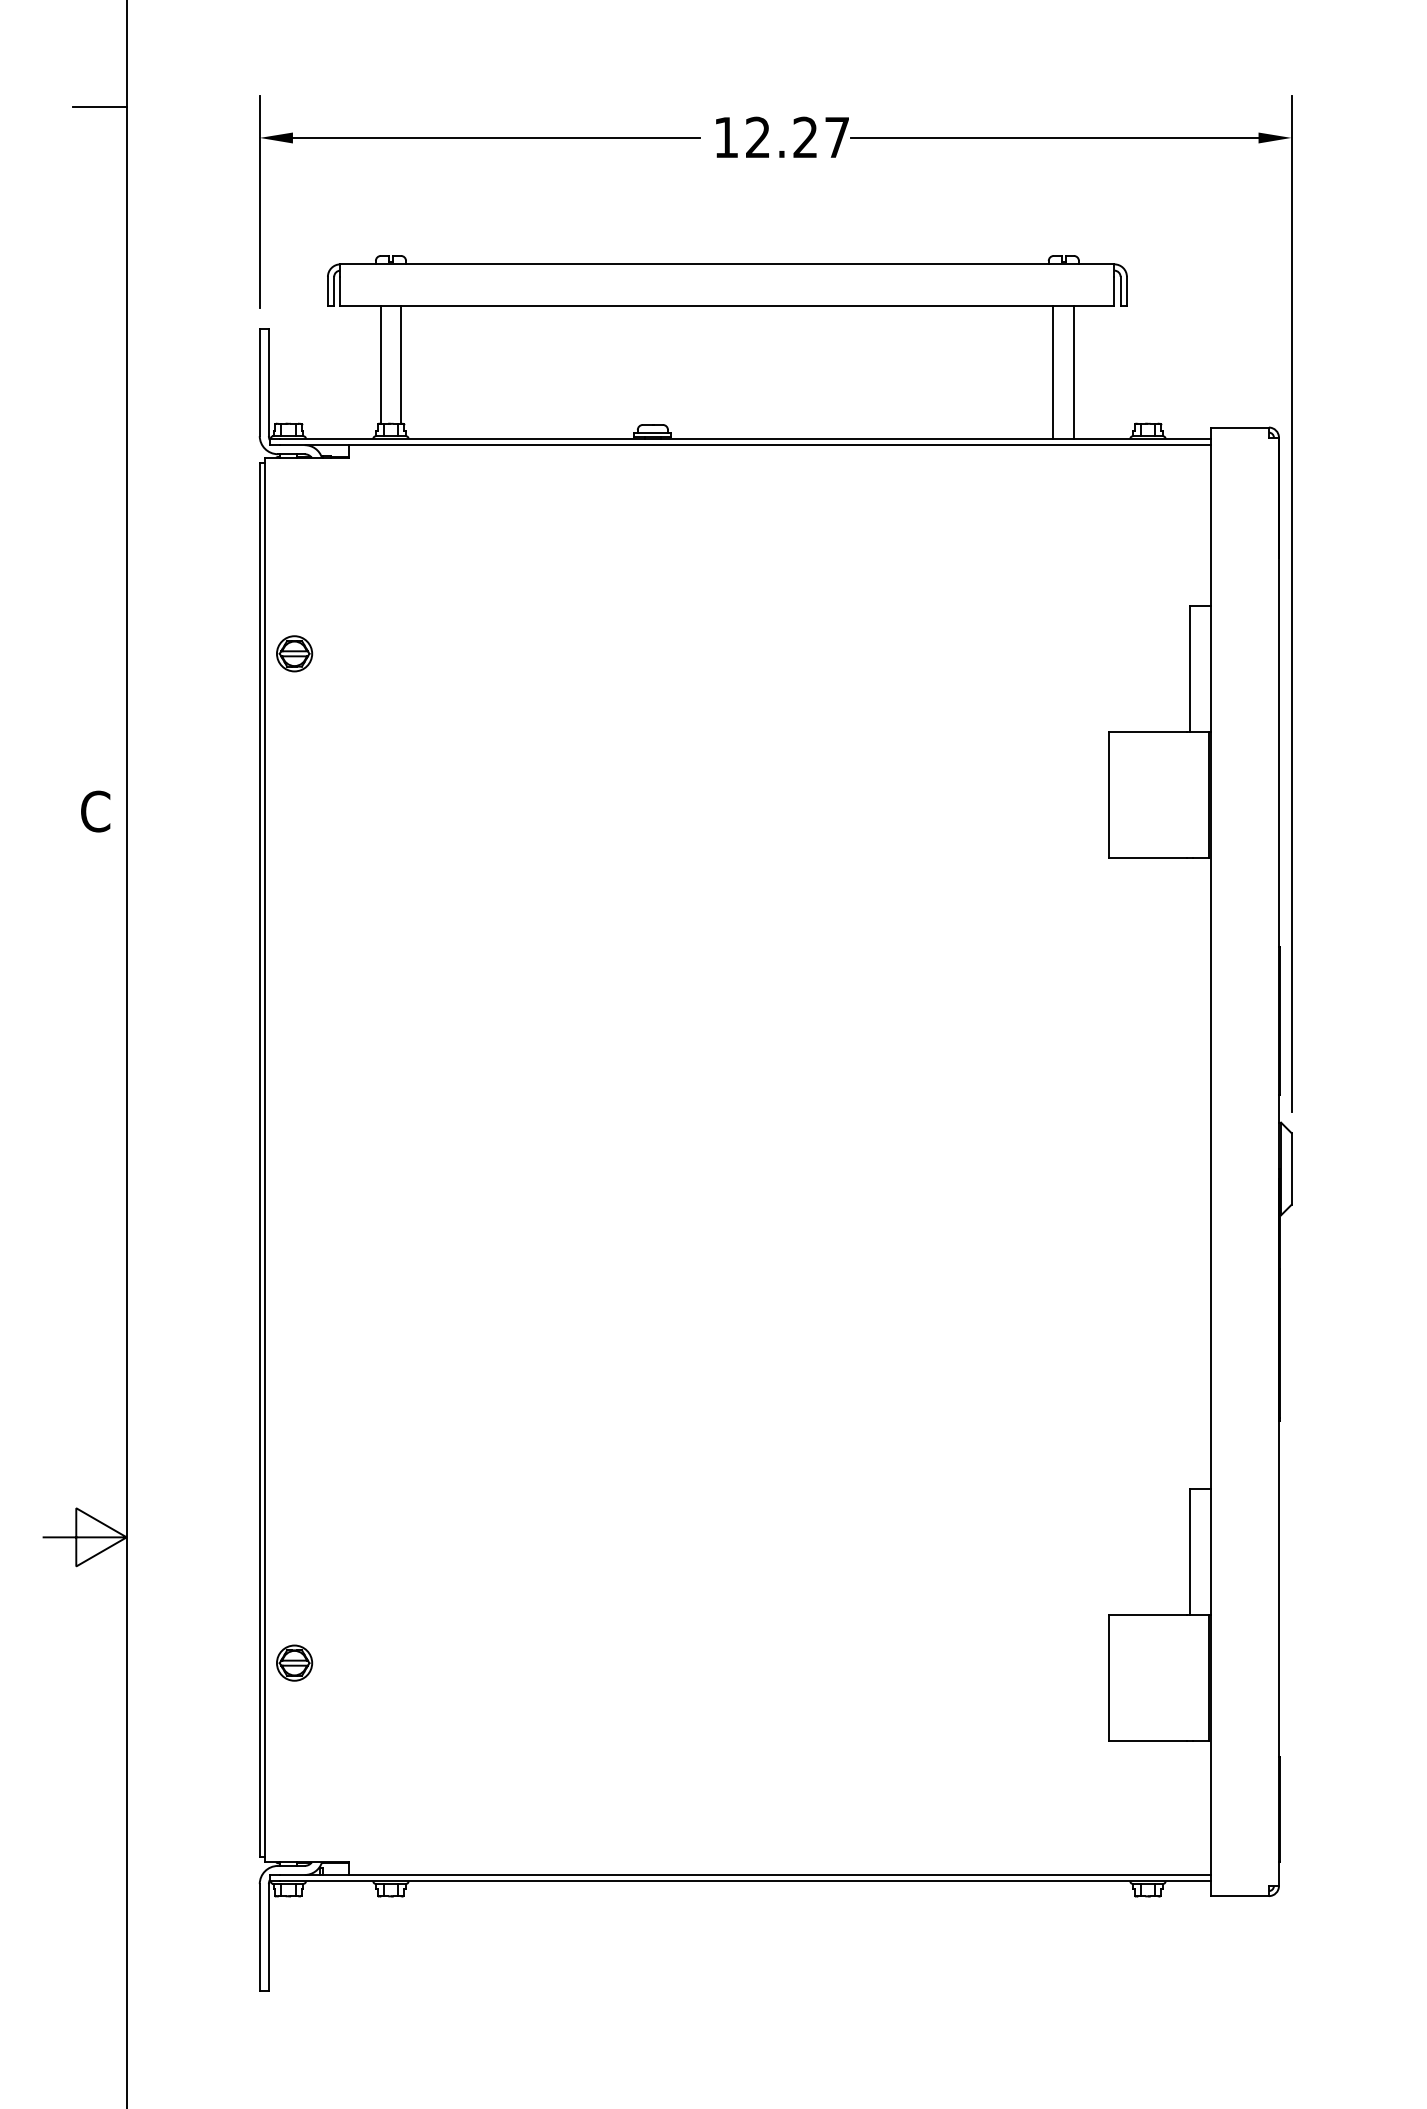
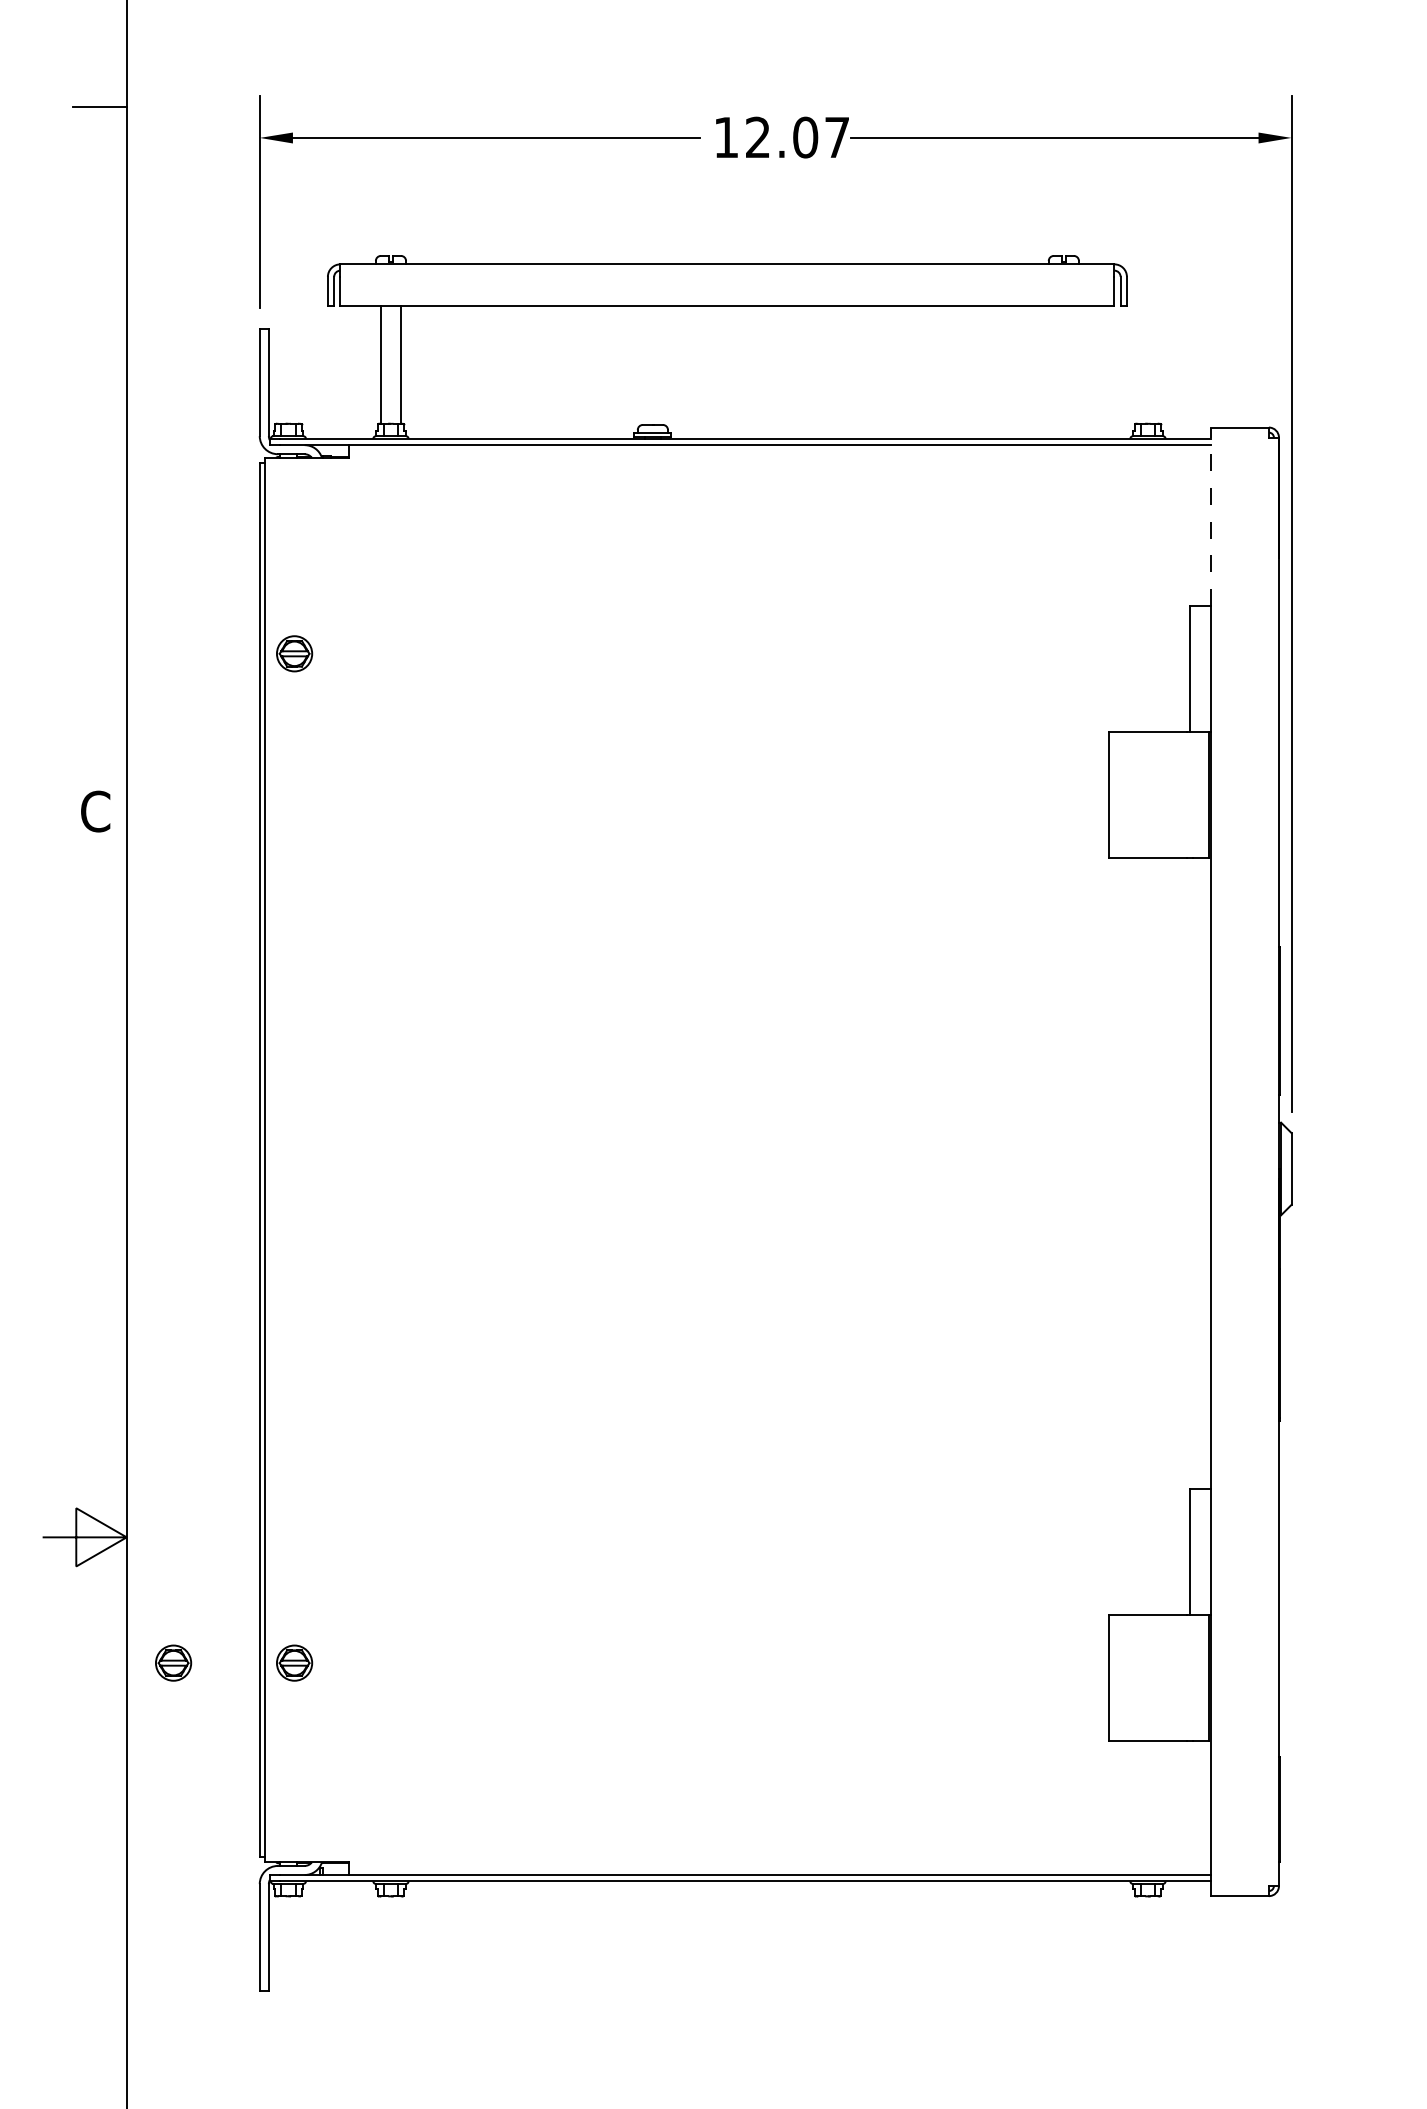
text: 12.27 -> 12.07 (805, 137)
line: present -> none (1053, 372)
line: present -> none (1074, 372)
line: solid -> dashed (1210, 516)
part: none -> present (173, 1662)
